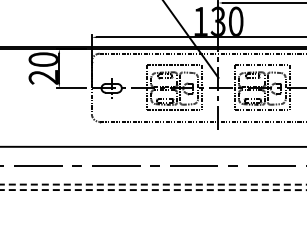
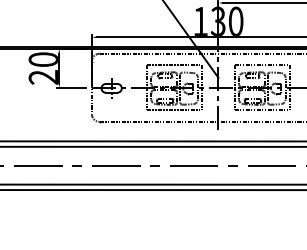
line: none -> present (152, 141)
line: dashed -> solid (153, 184)
line: dashed -> solid (153, 190)
